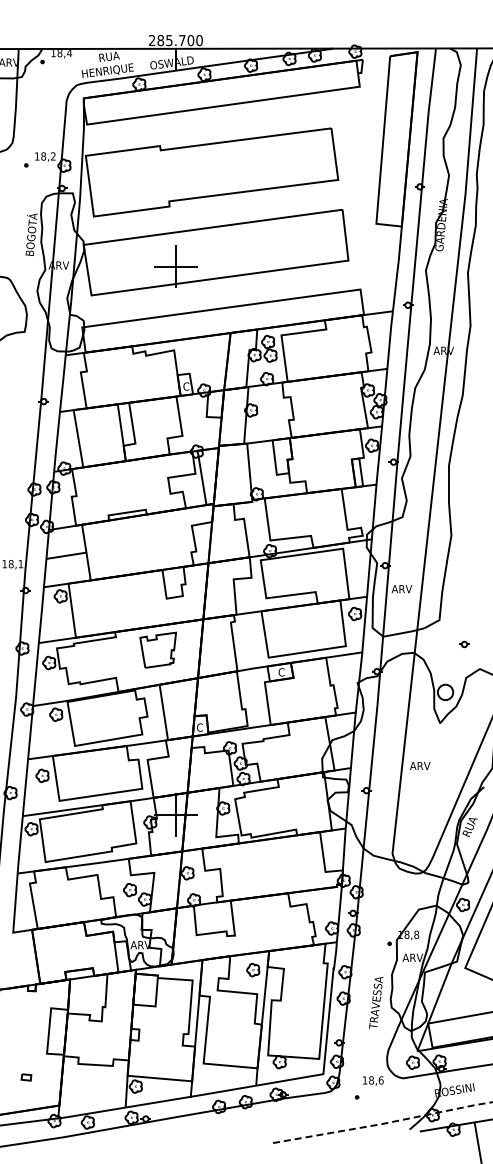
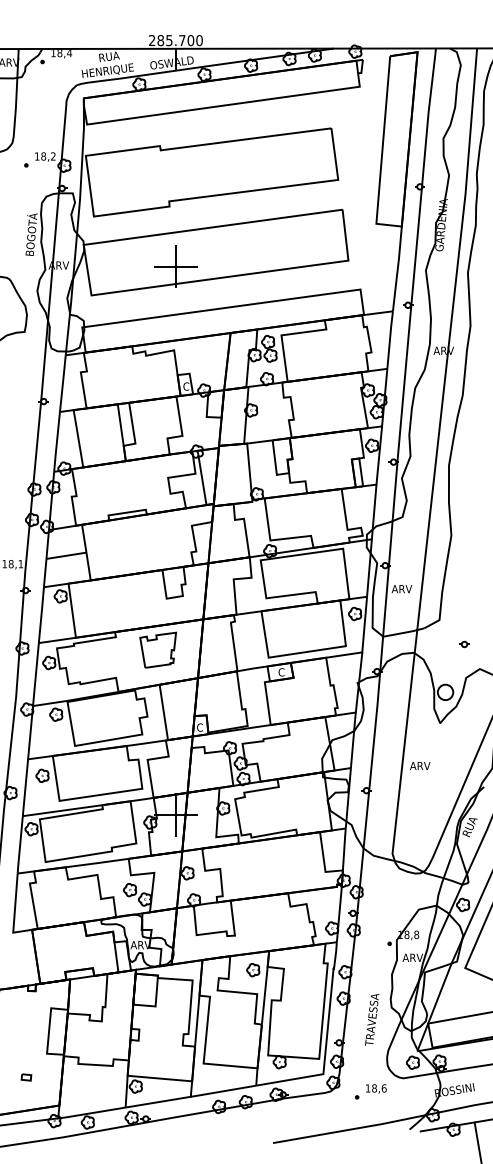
text position: (376, 1002) -> (372, 1019) (372, 1019)
text position: (373, 1080) -> (376, 1088) (376, 1088)
line: dashed -> solid (383, 1123)
